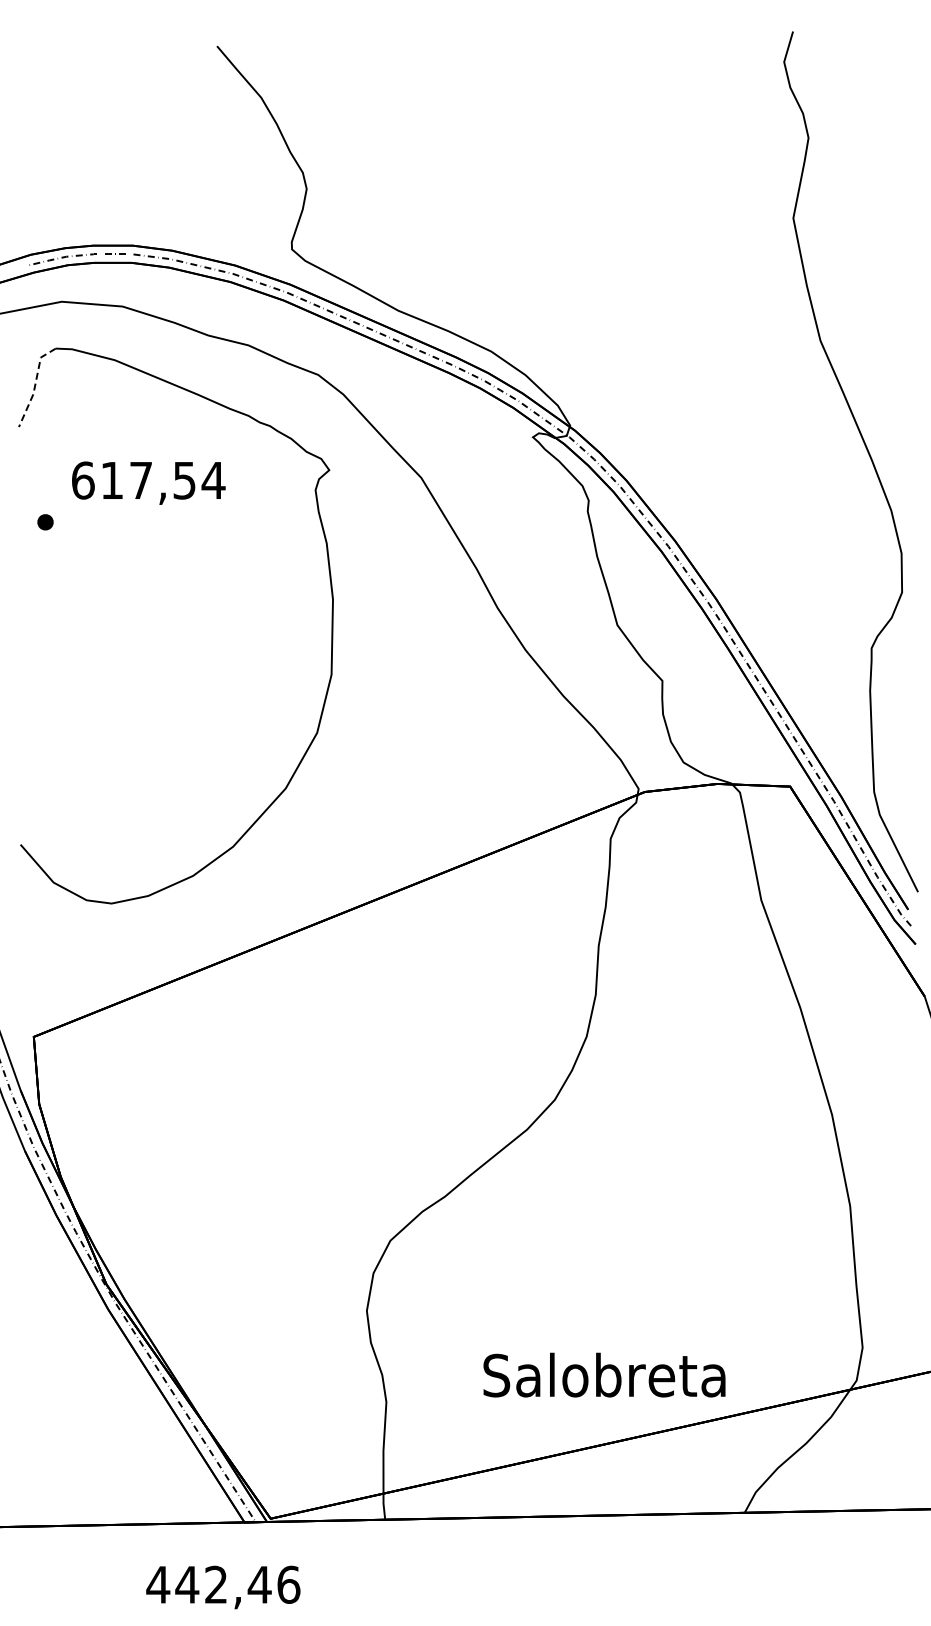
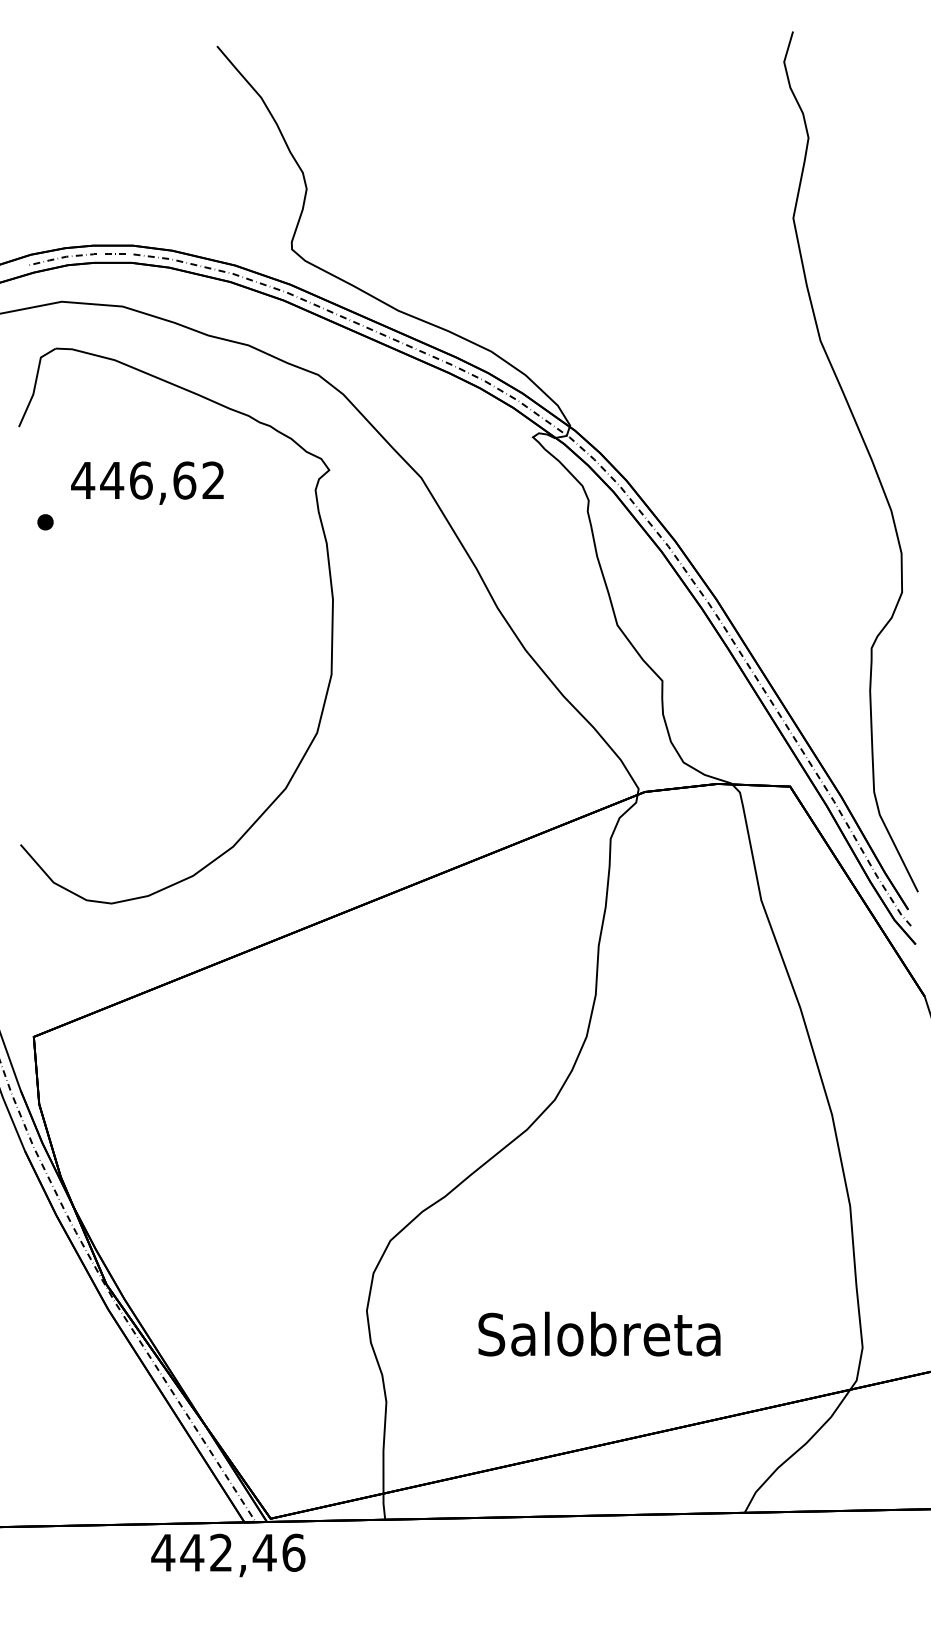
line: dashed -> solid (35, 384)
text: 617,54 -> 446,62 (148, 480)
text position: (604, 1374) -> (599, 1333) (599, 1333)
text position: (223, 1587) -> (228, 1555) (228, 1555)
